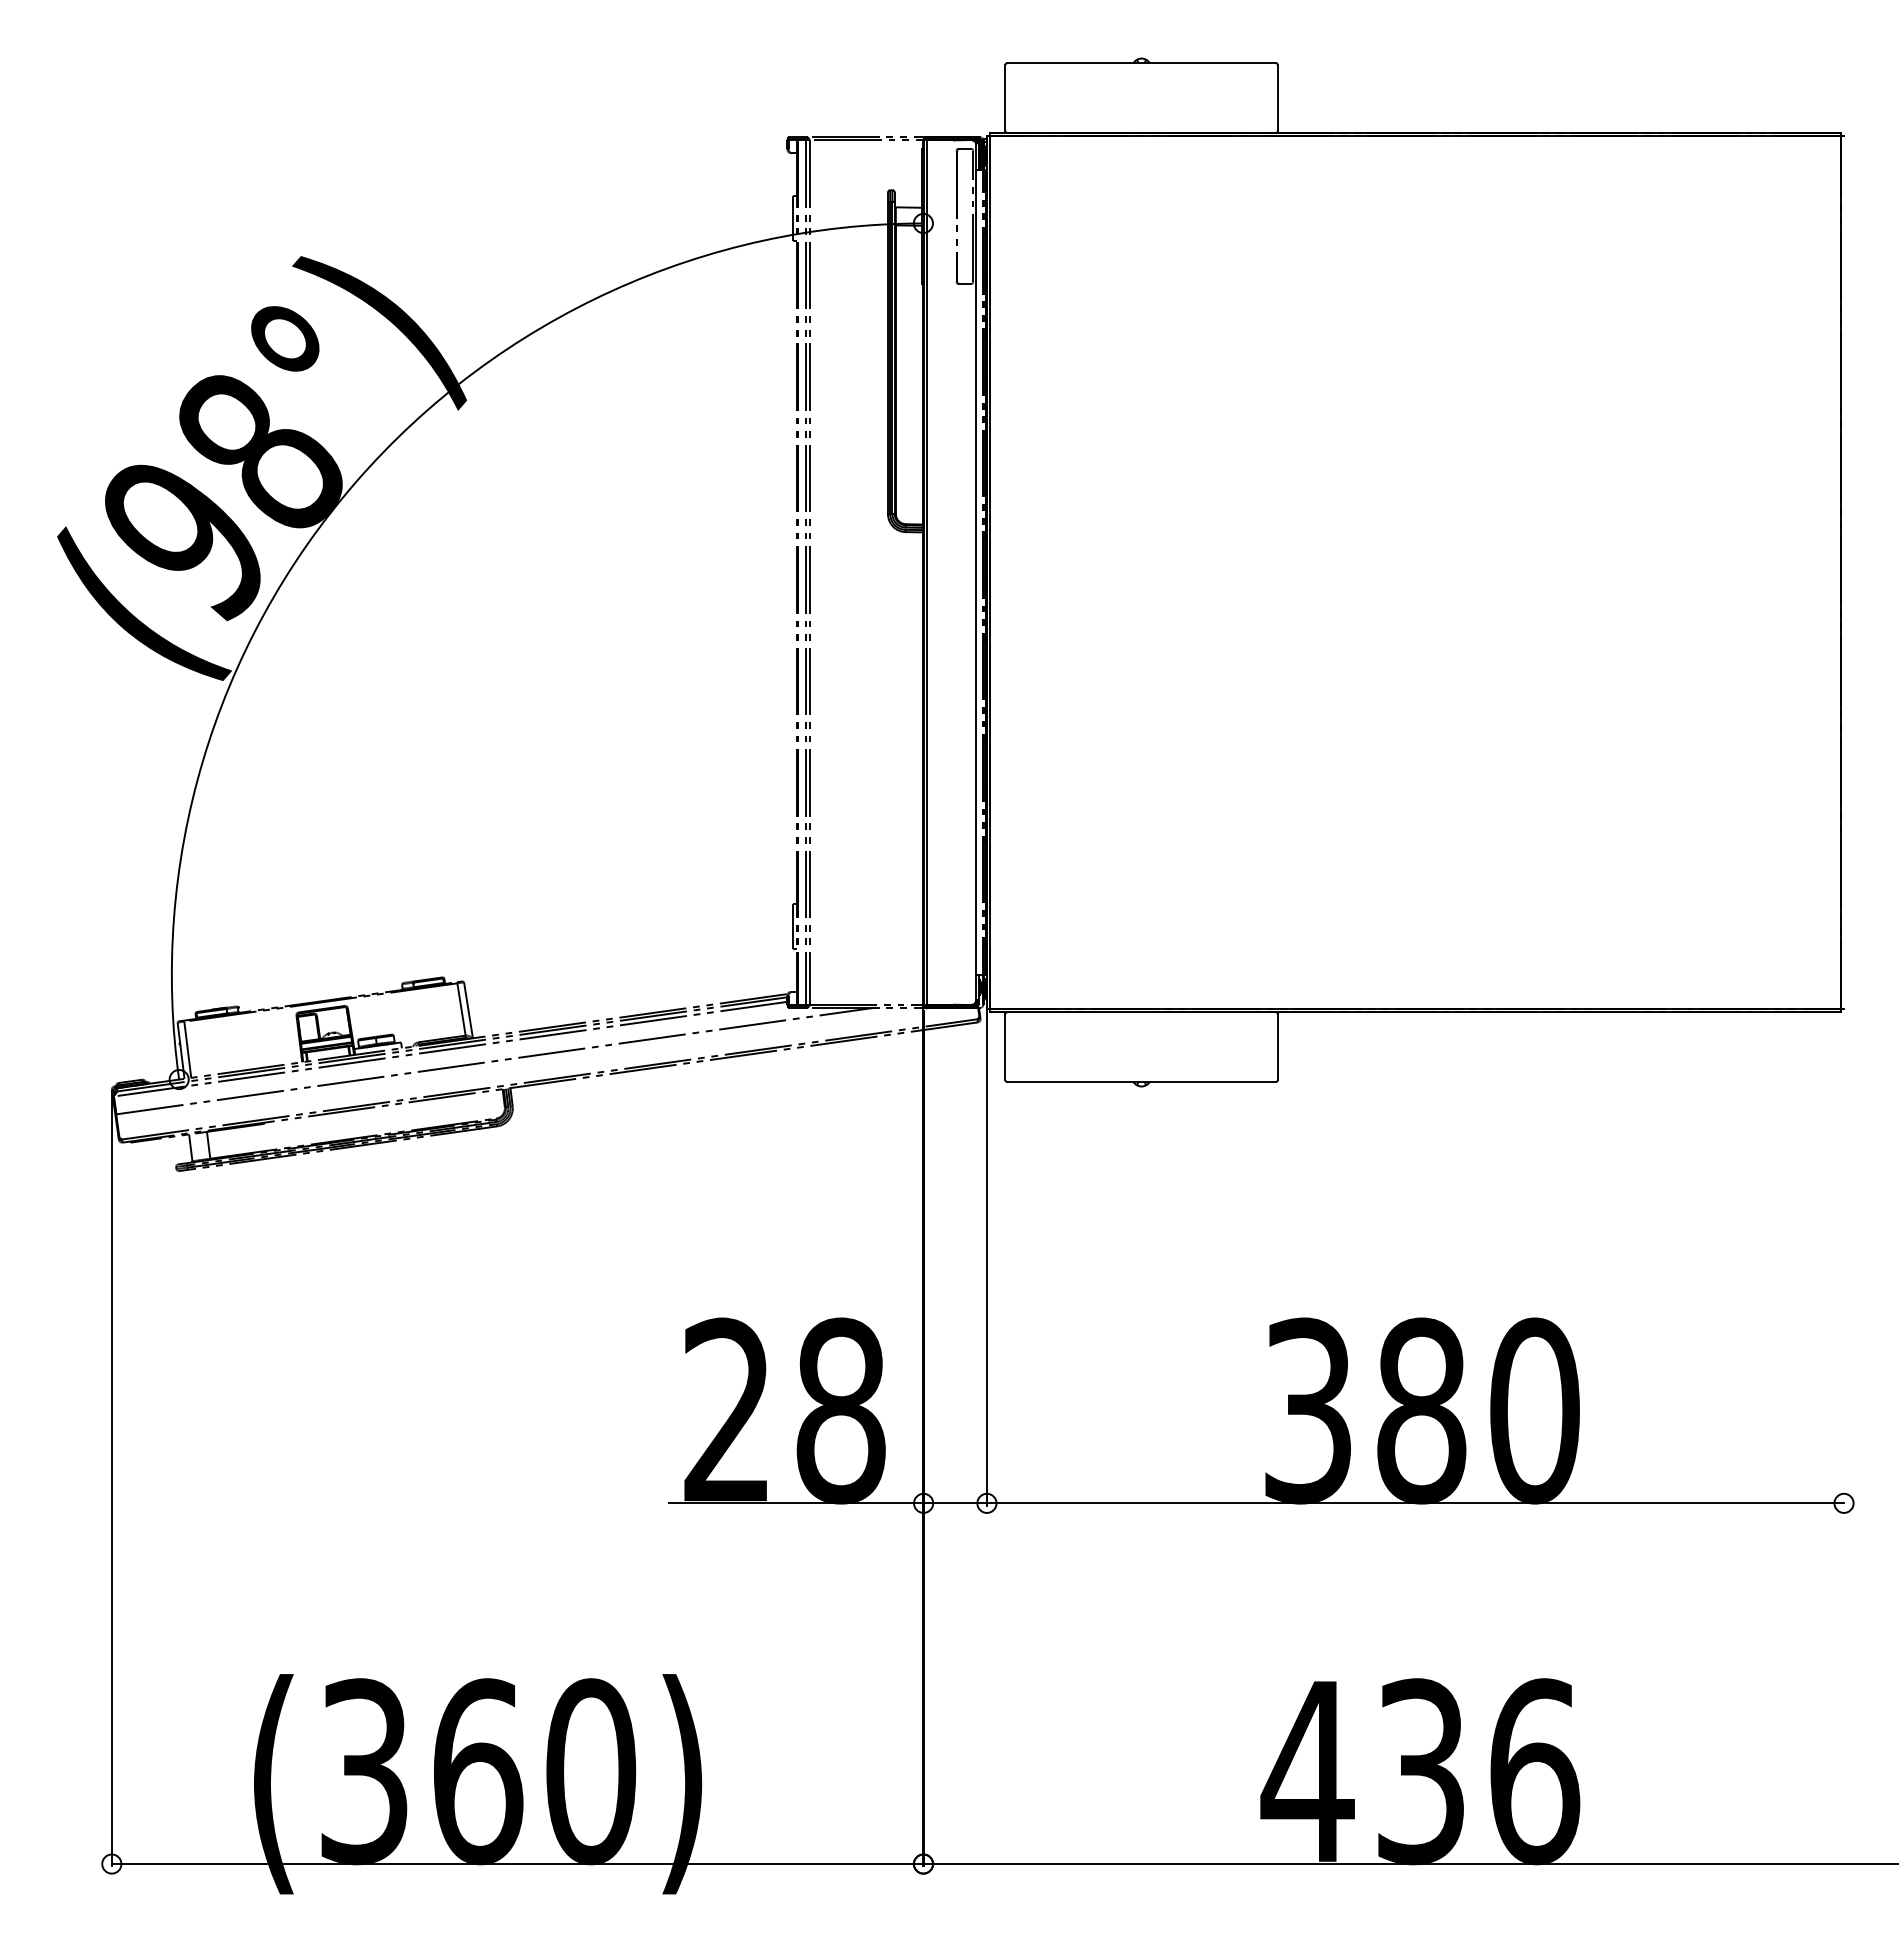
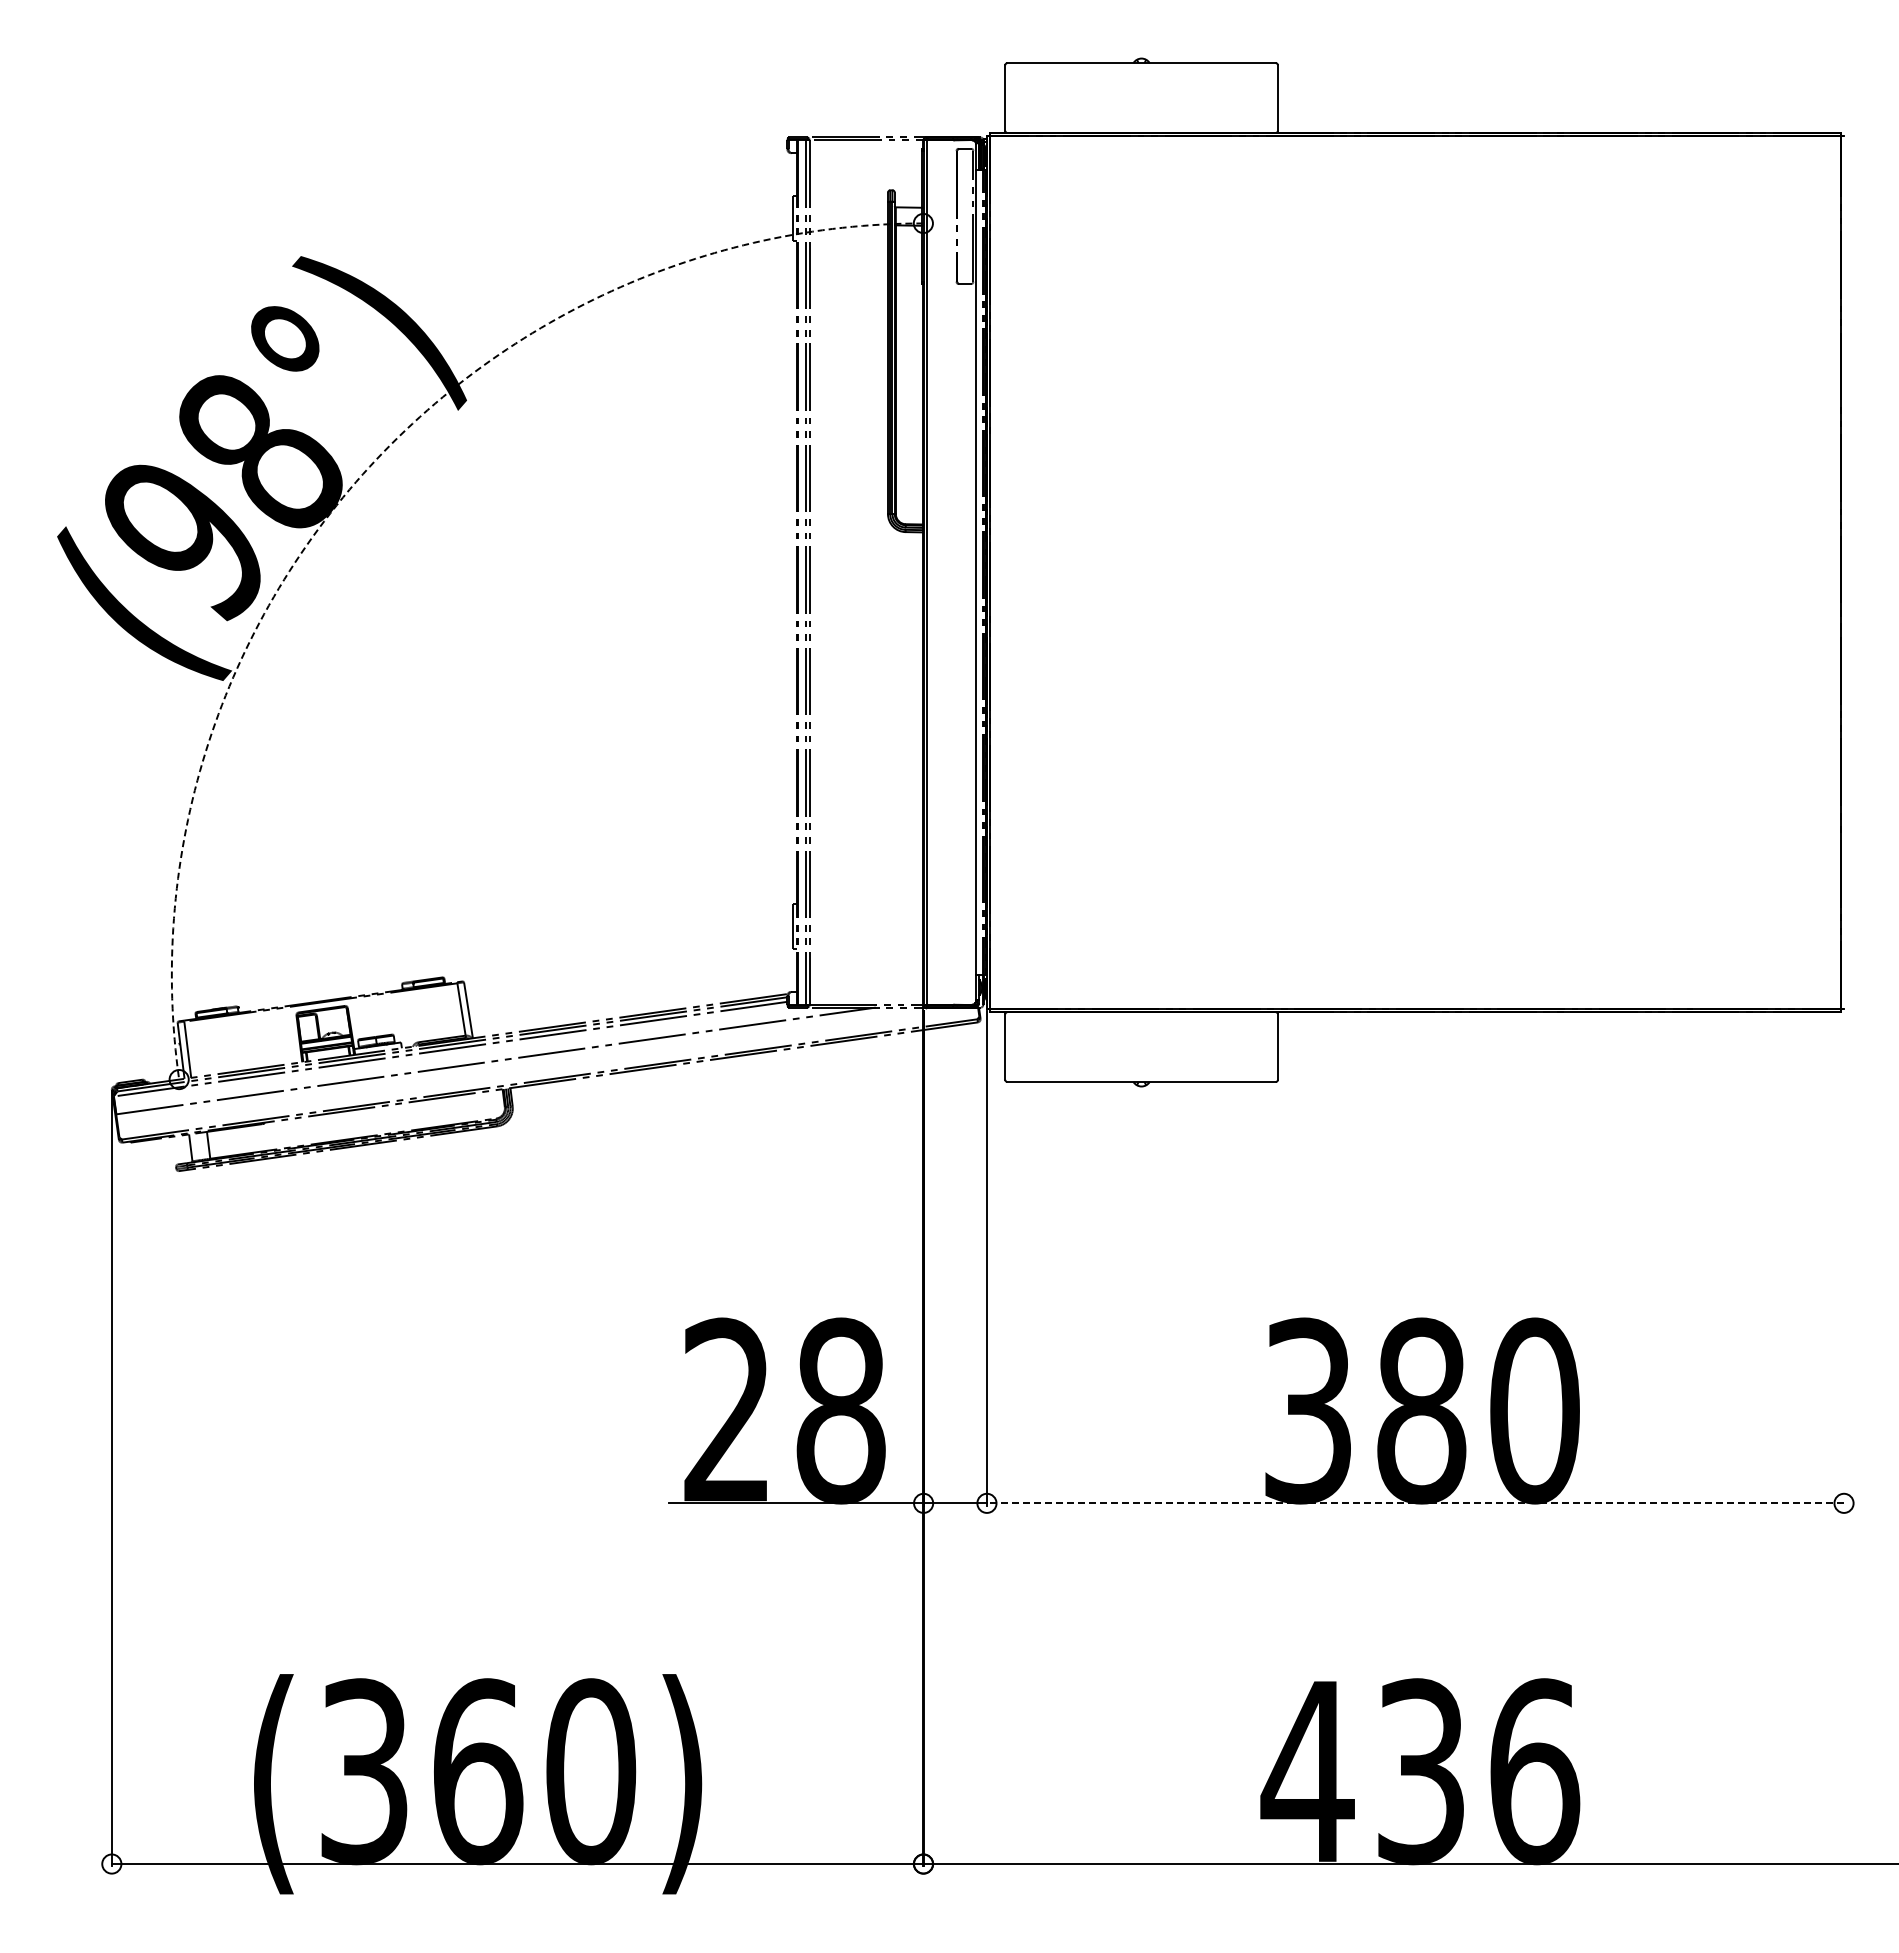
arc: solid -> dashed (356, 481)
line: solid -> dashed (1415, 1503)
